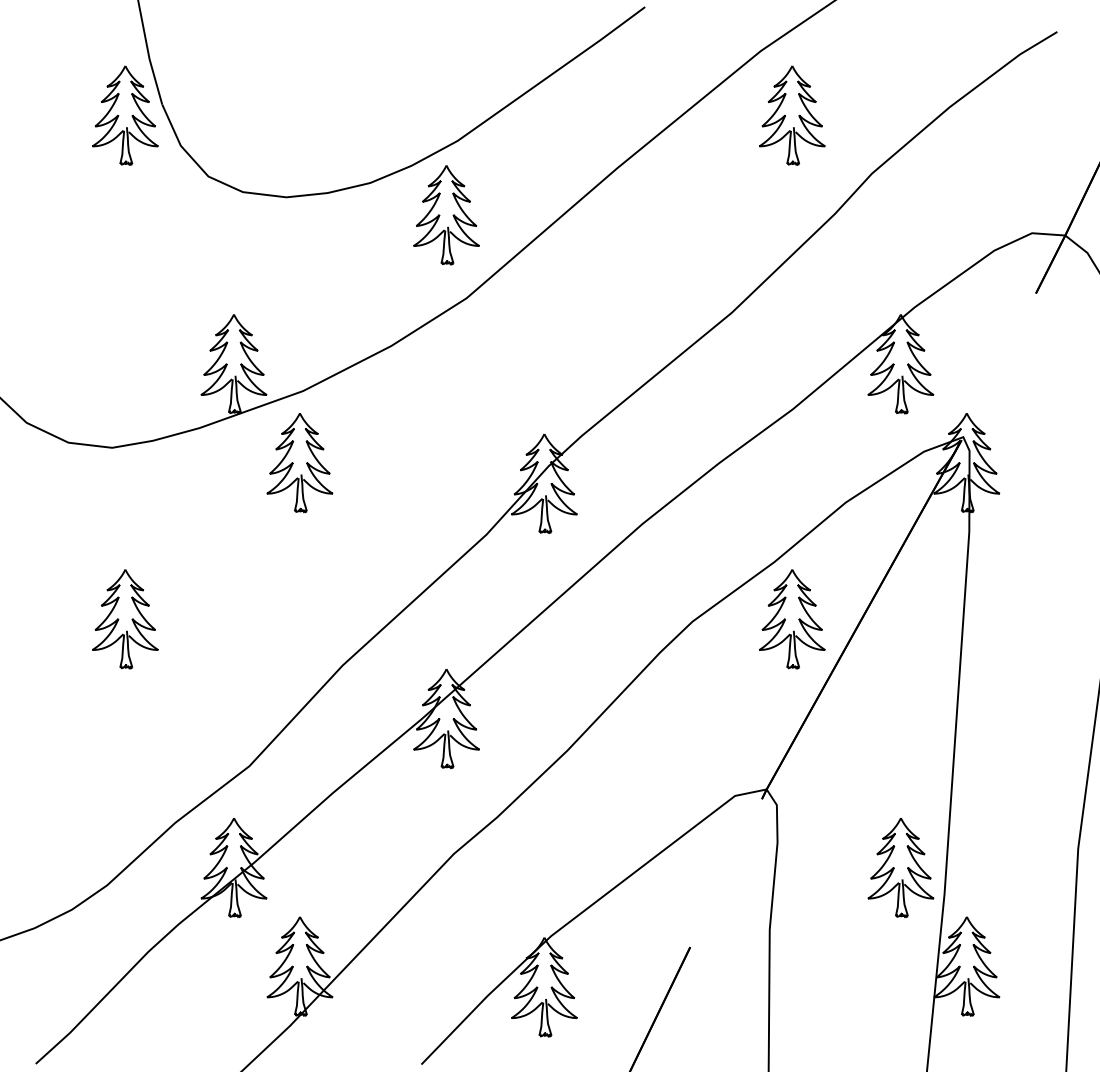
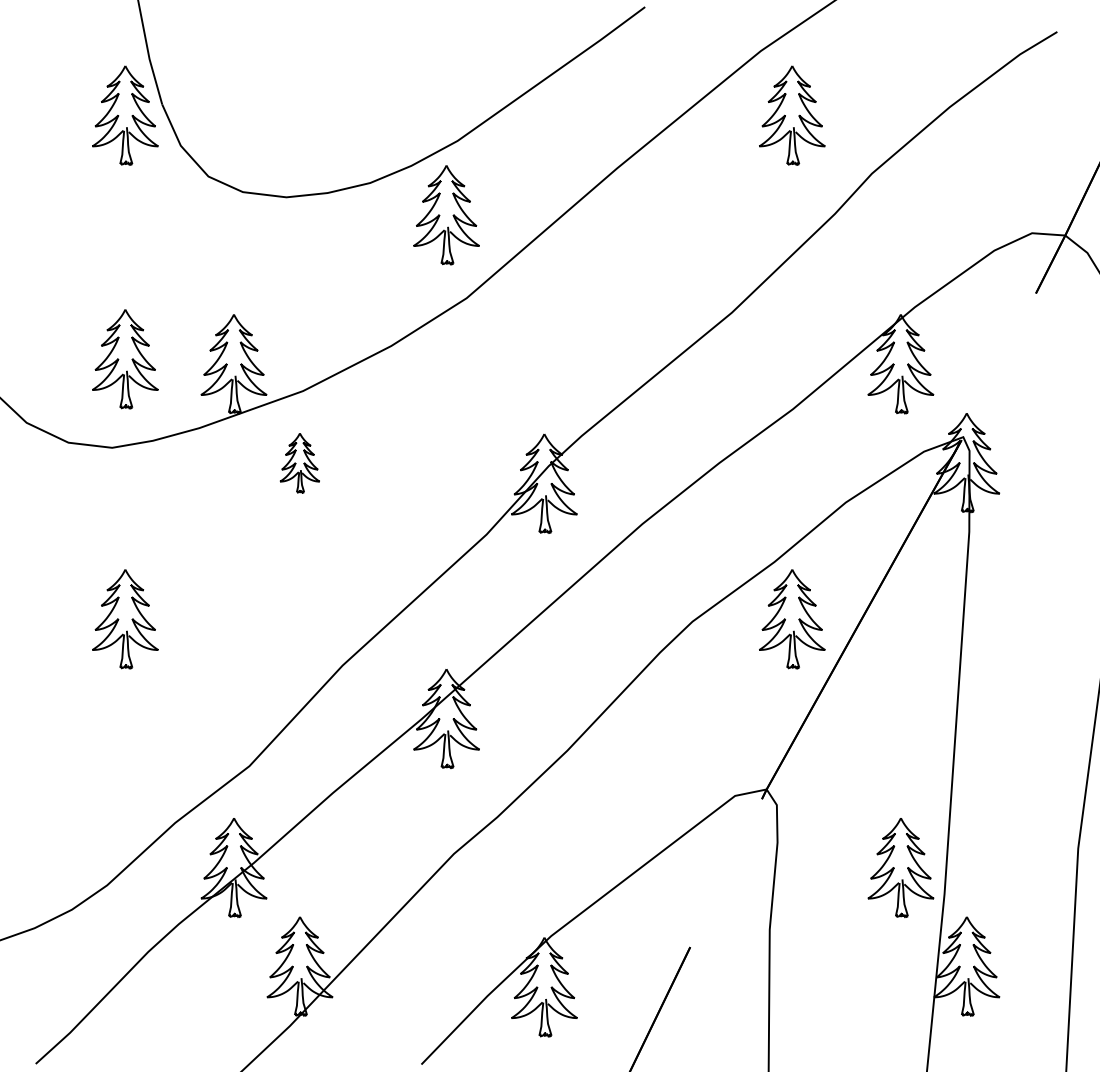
part: none -> present (125, 359)
part size: 68x101 px -> 41x61 px (299, 463)
